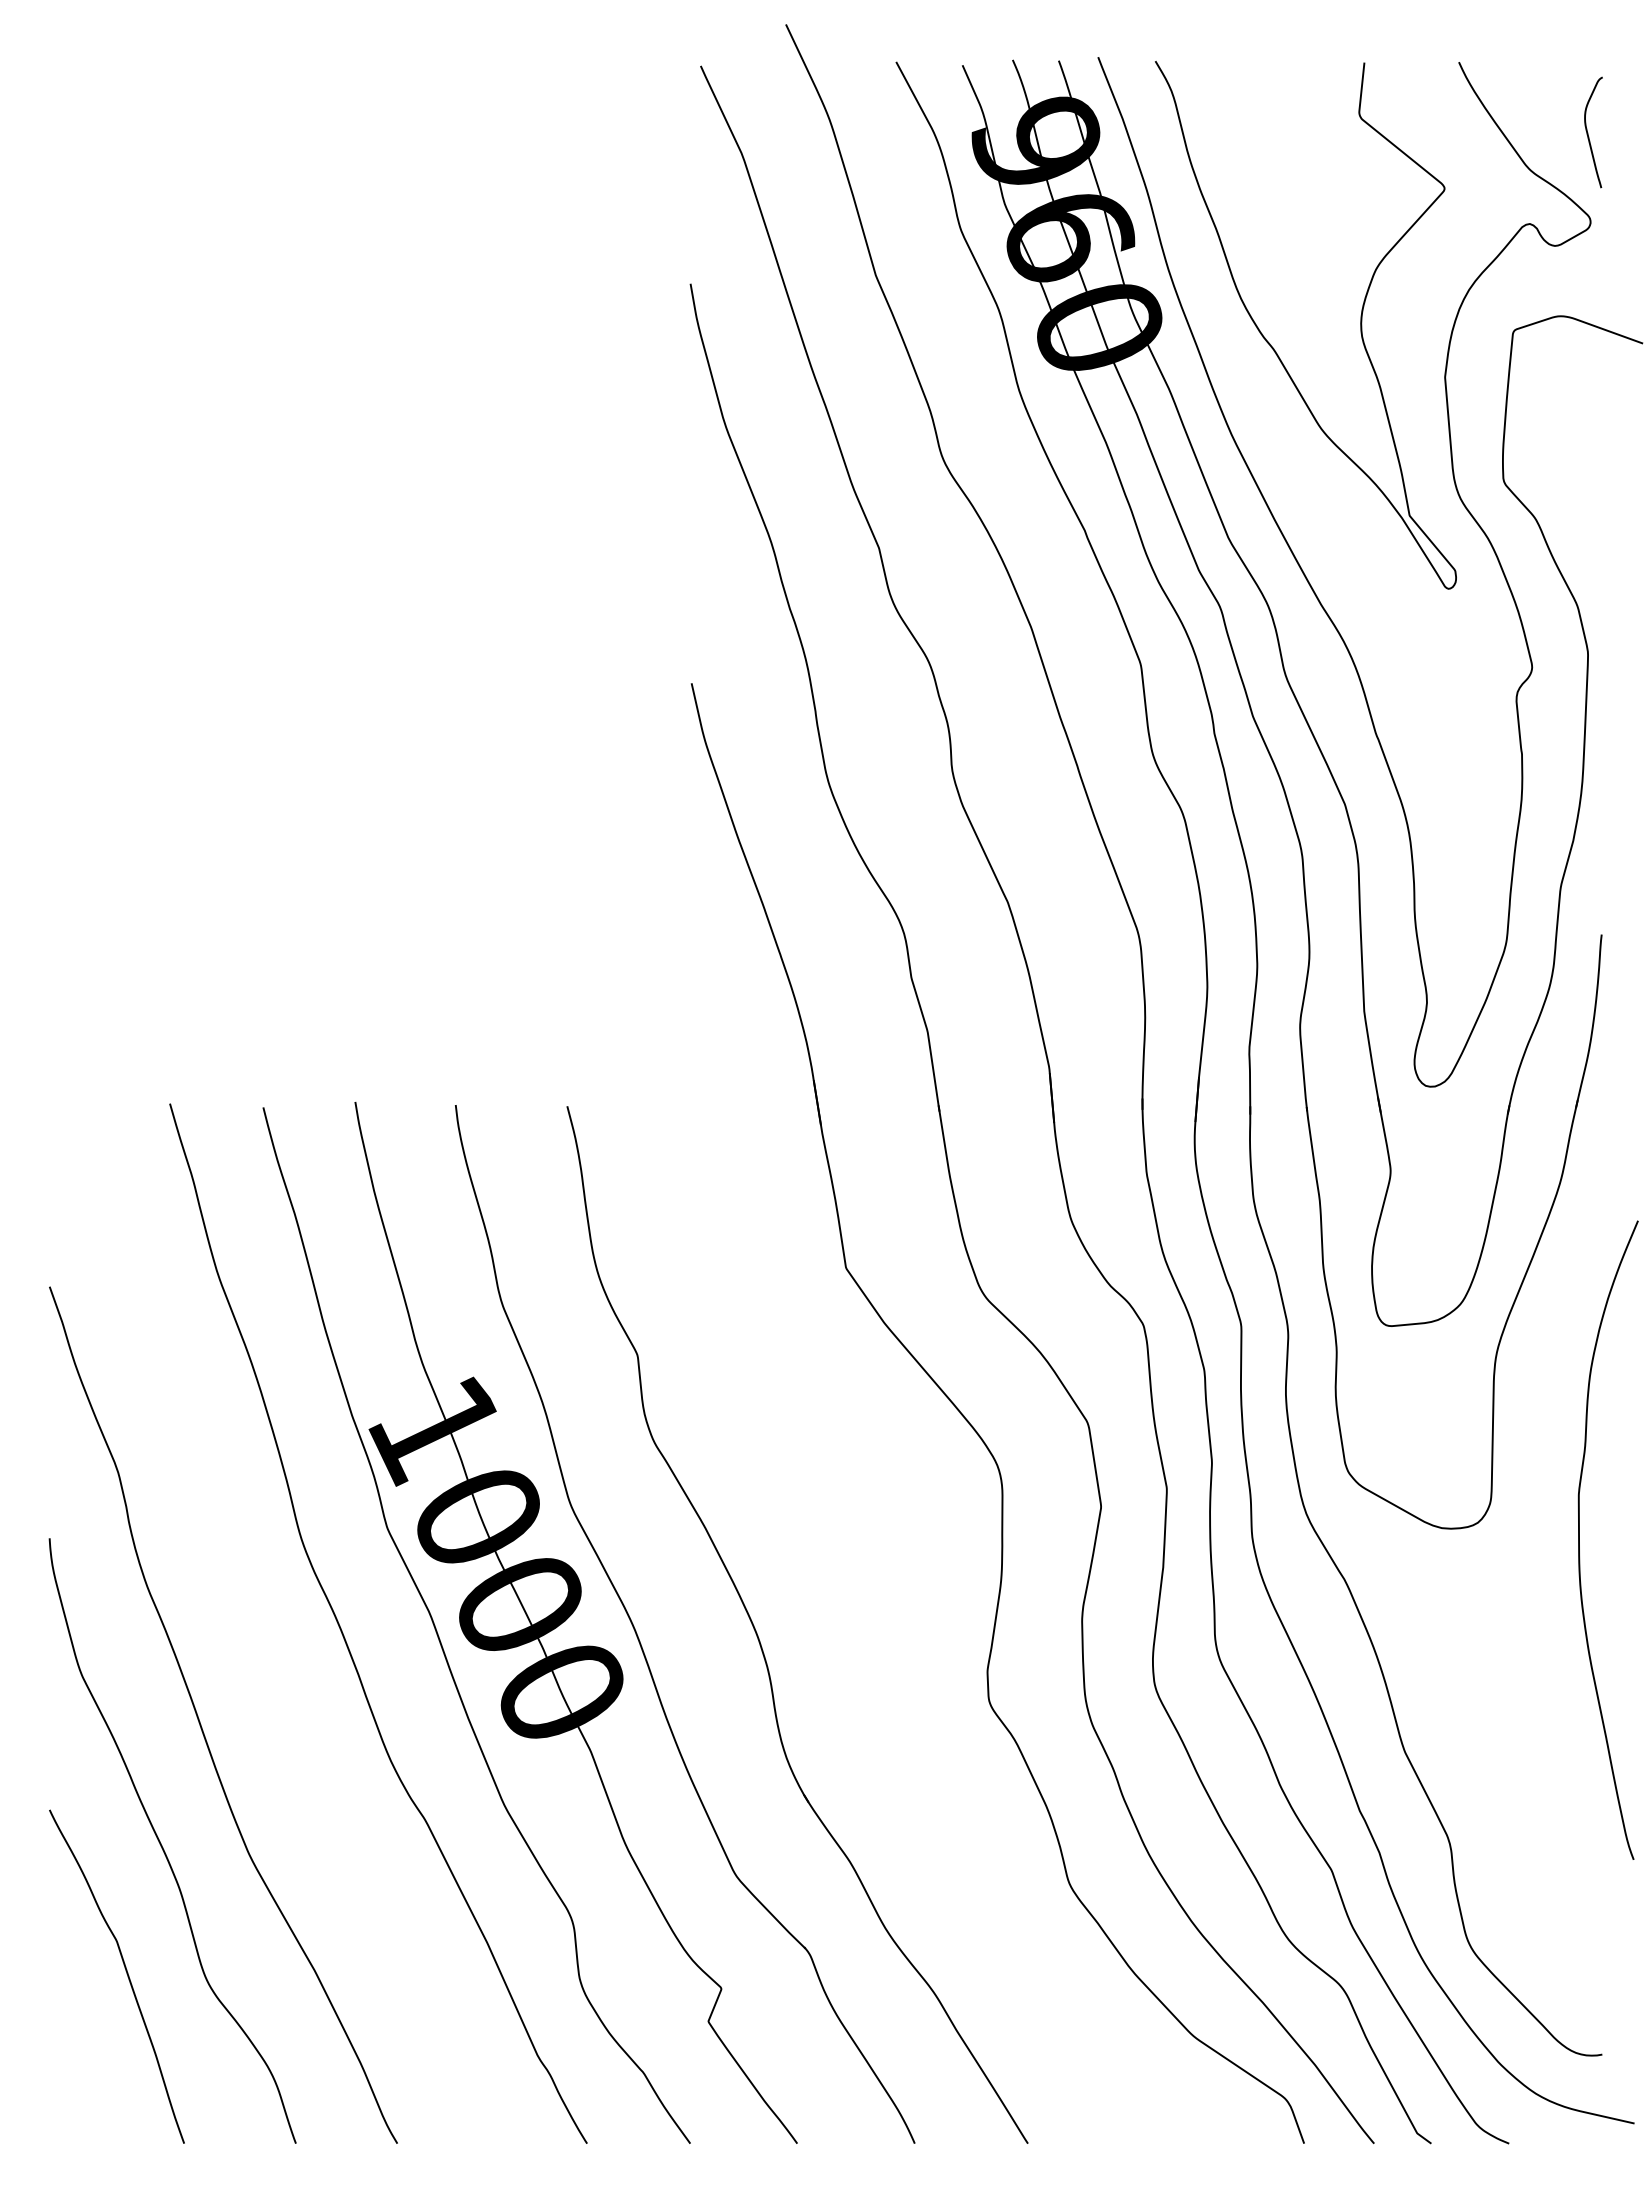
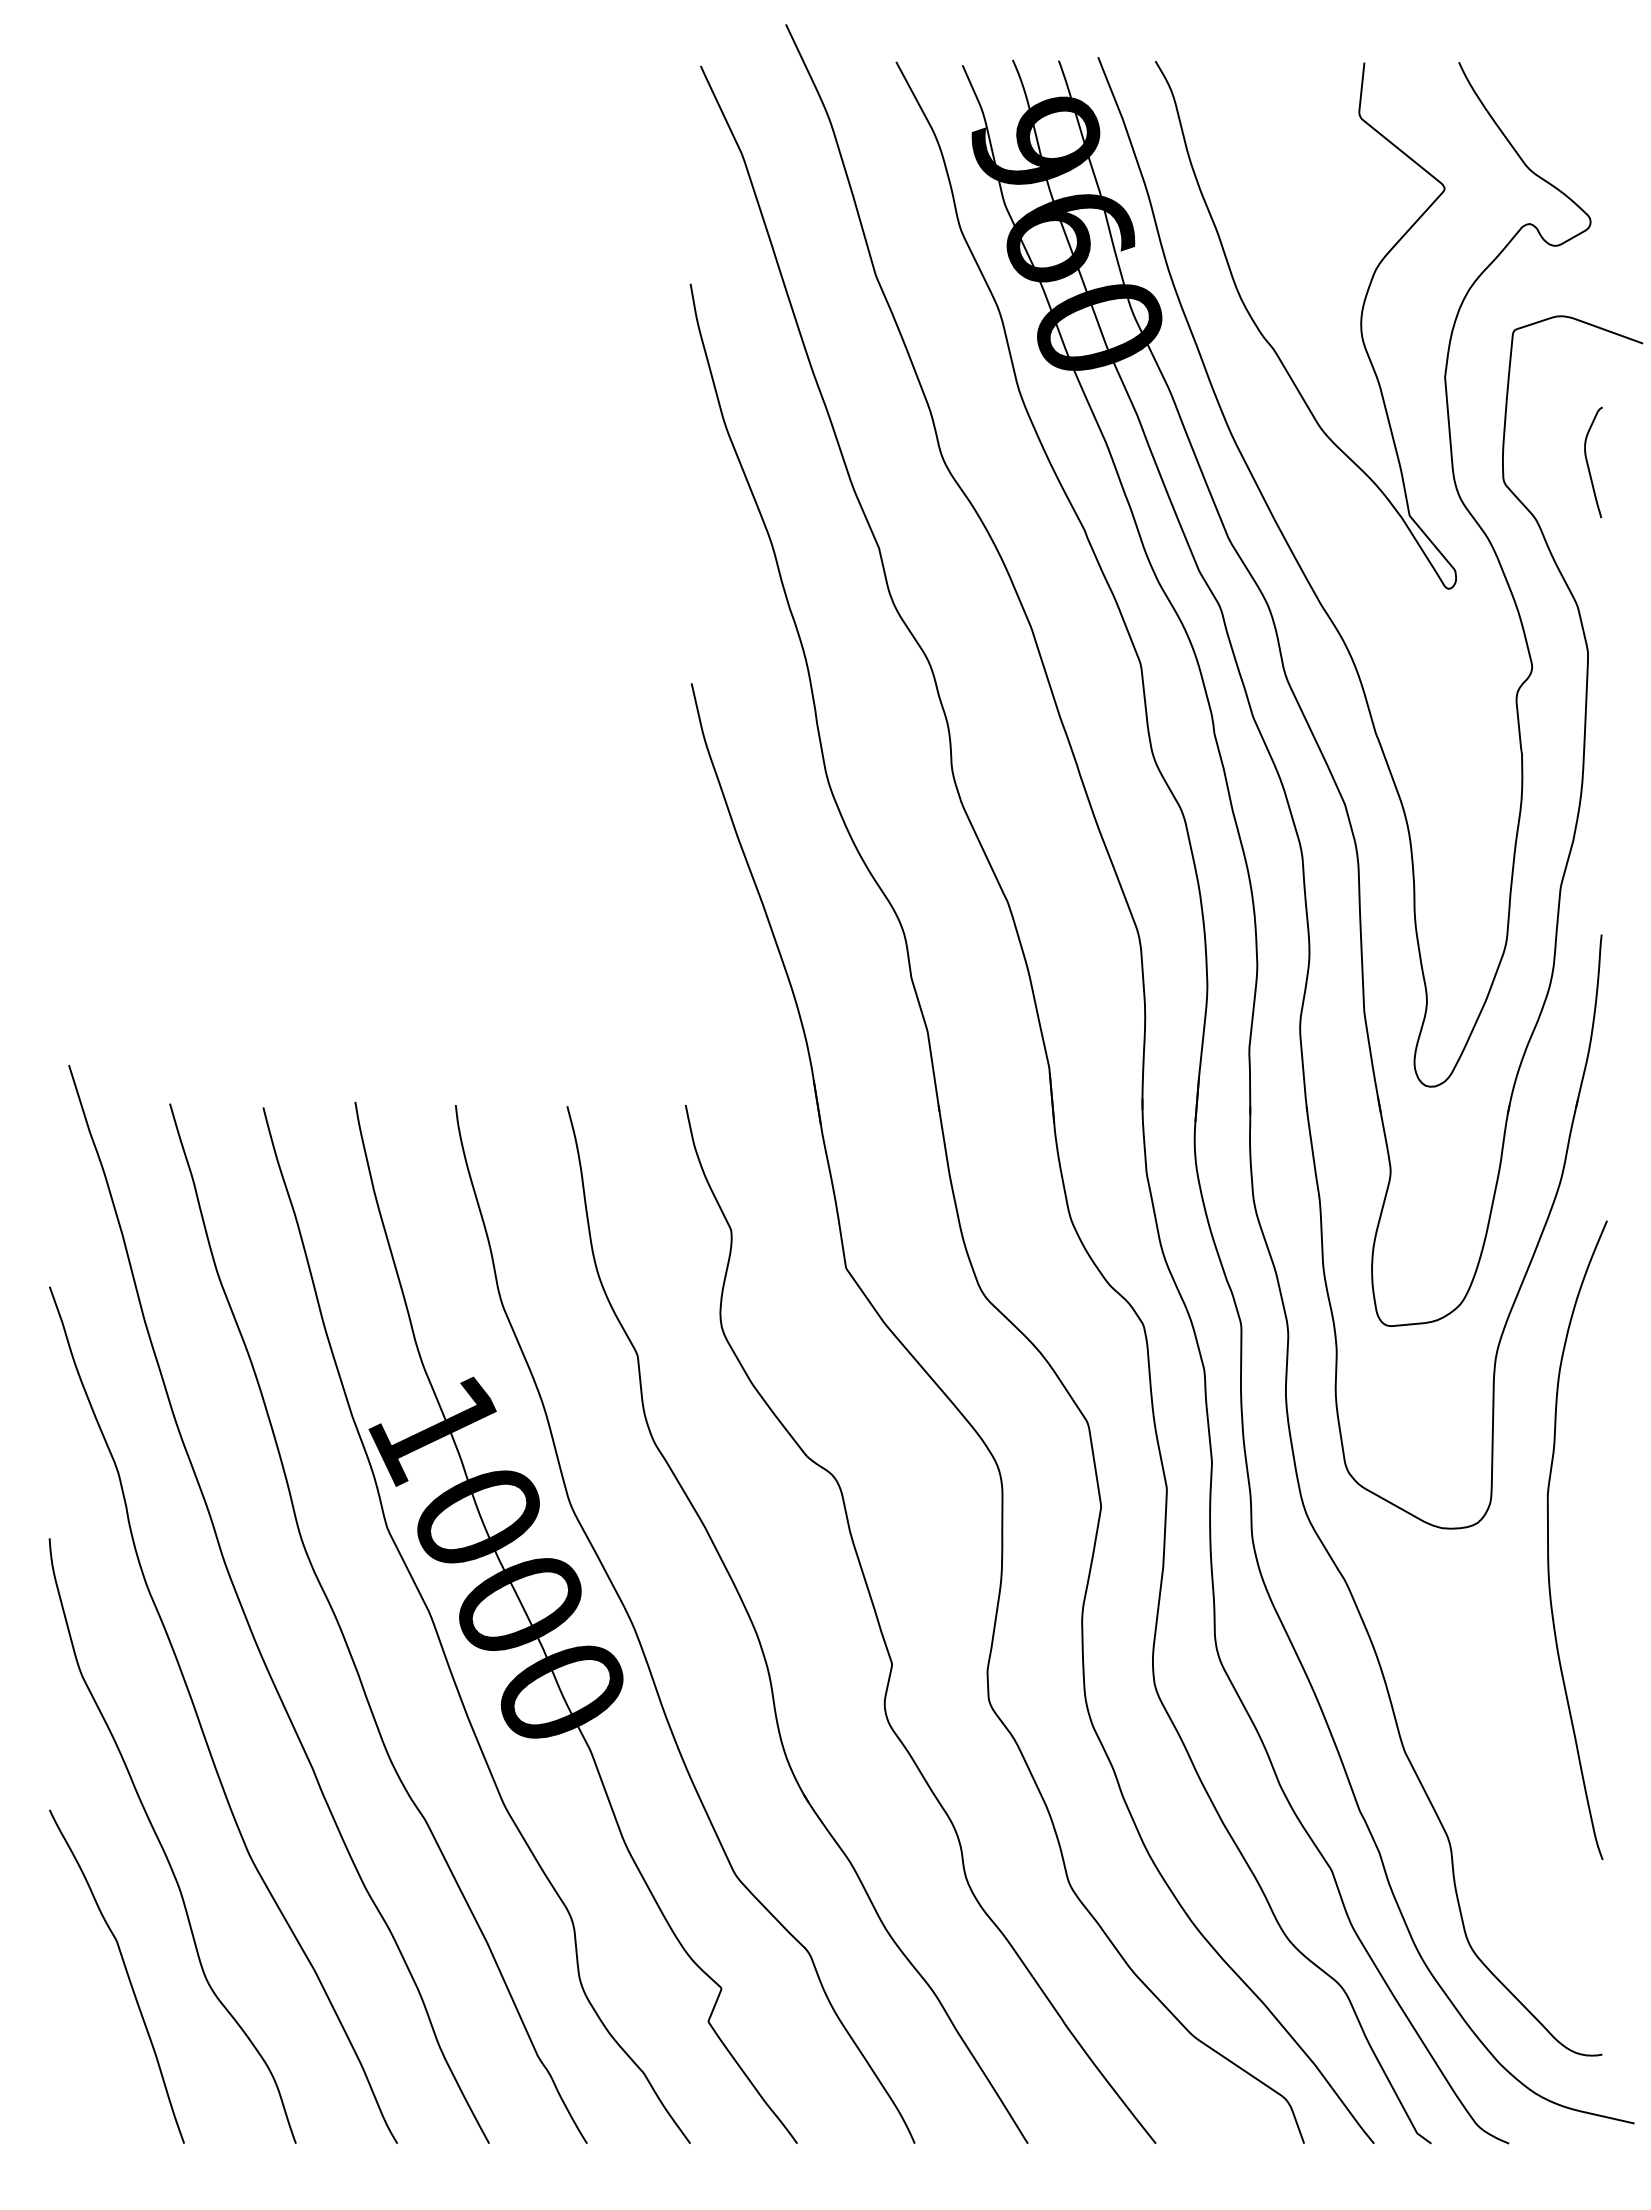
curve position: (1588, 132) -> (1588, 462) (1588, 462)
curve position: (1579, 1539) -> (1548, 1539) (1548, 1539)
curve: none -> present (246, 1615)
part: none -> present (884, 1637)
